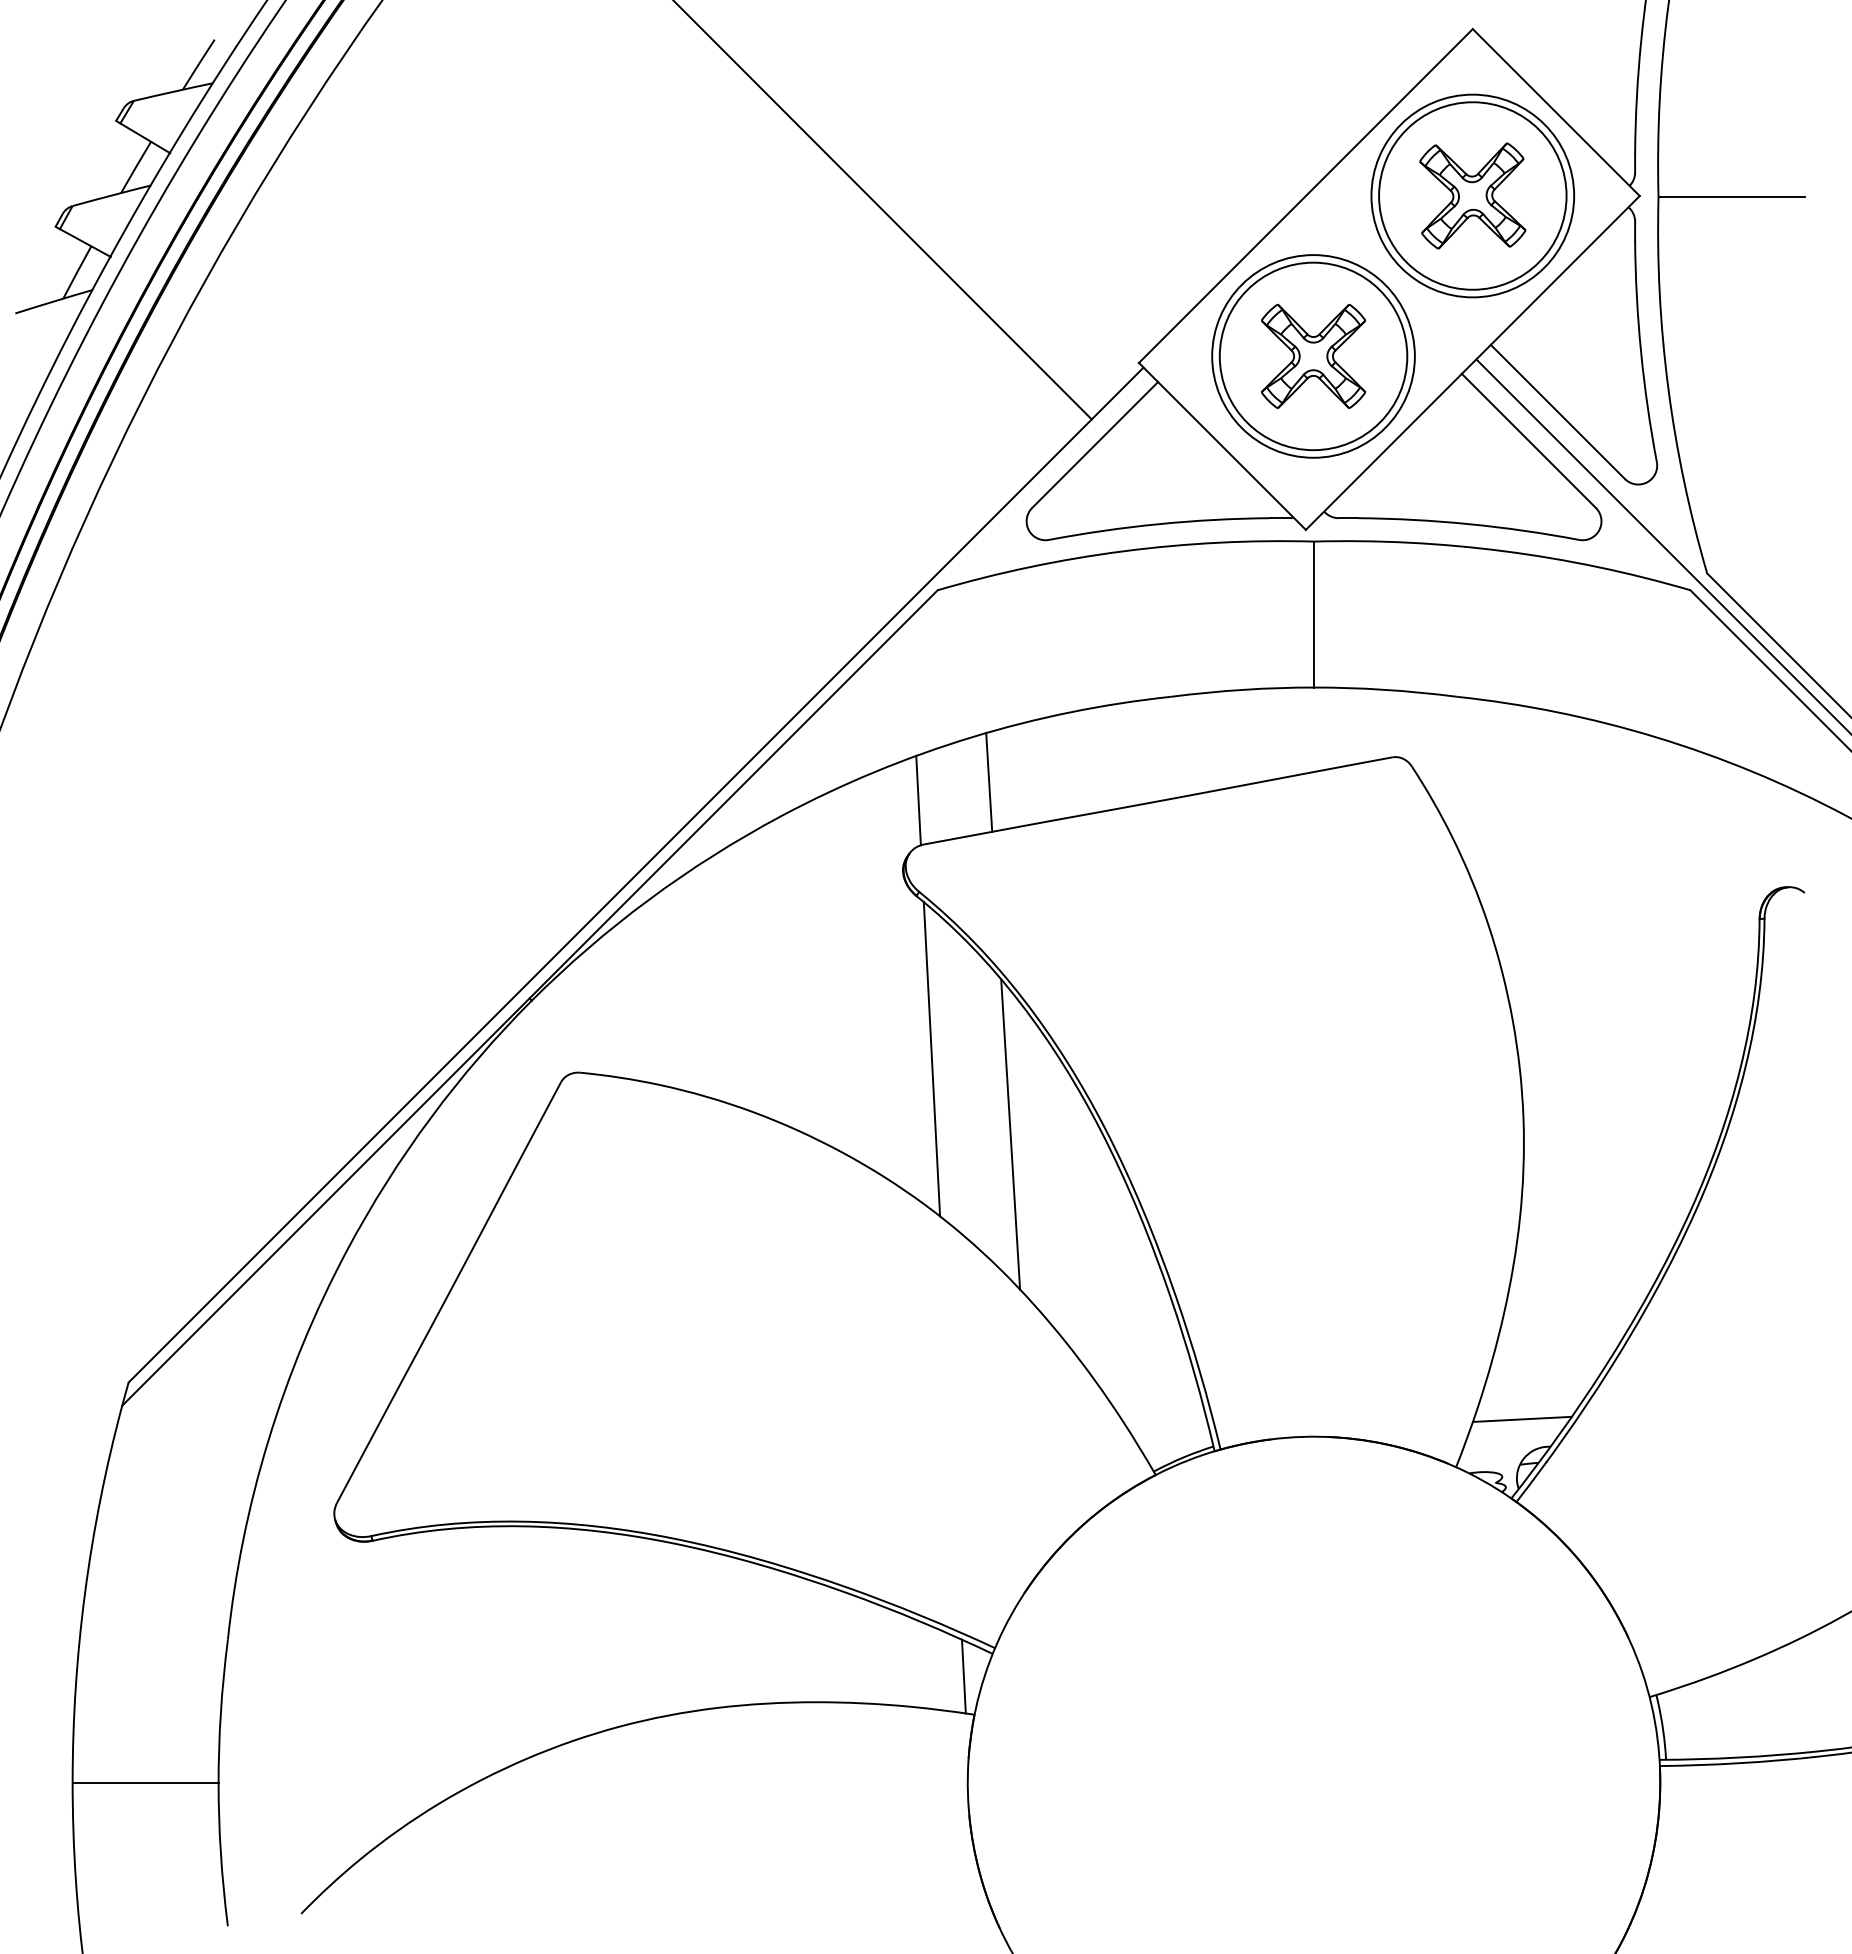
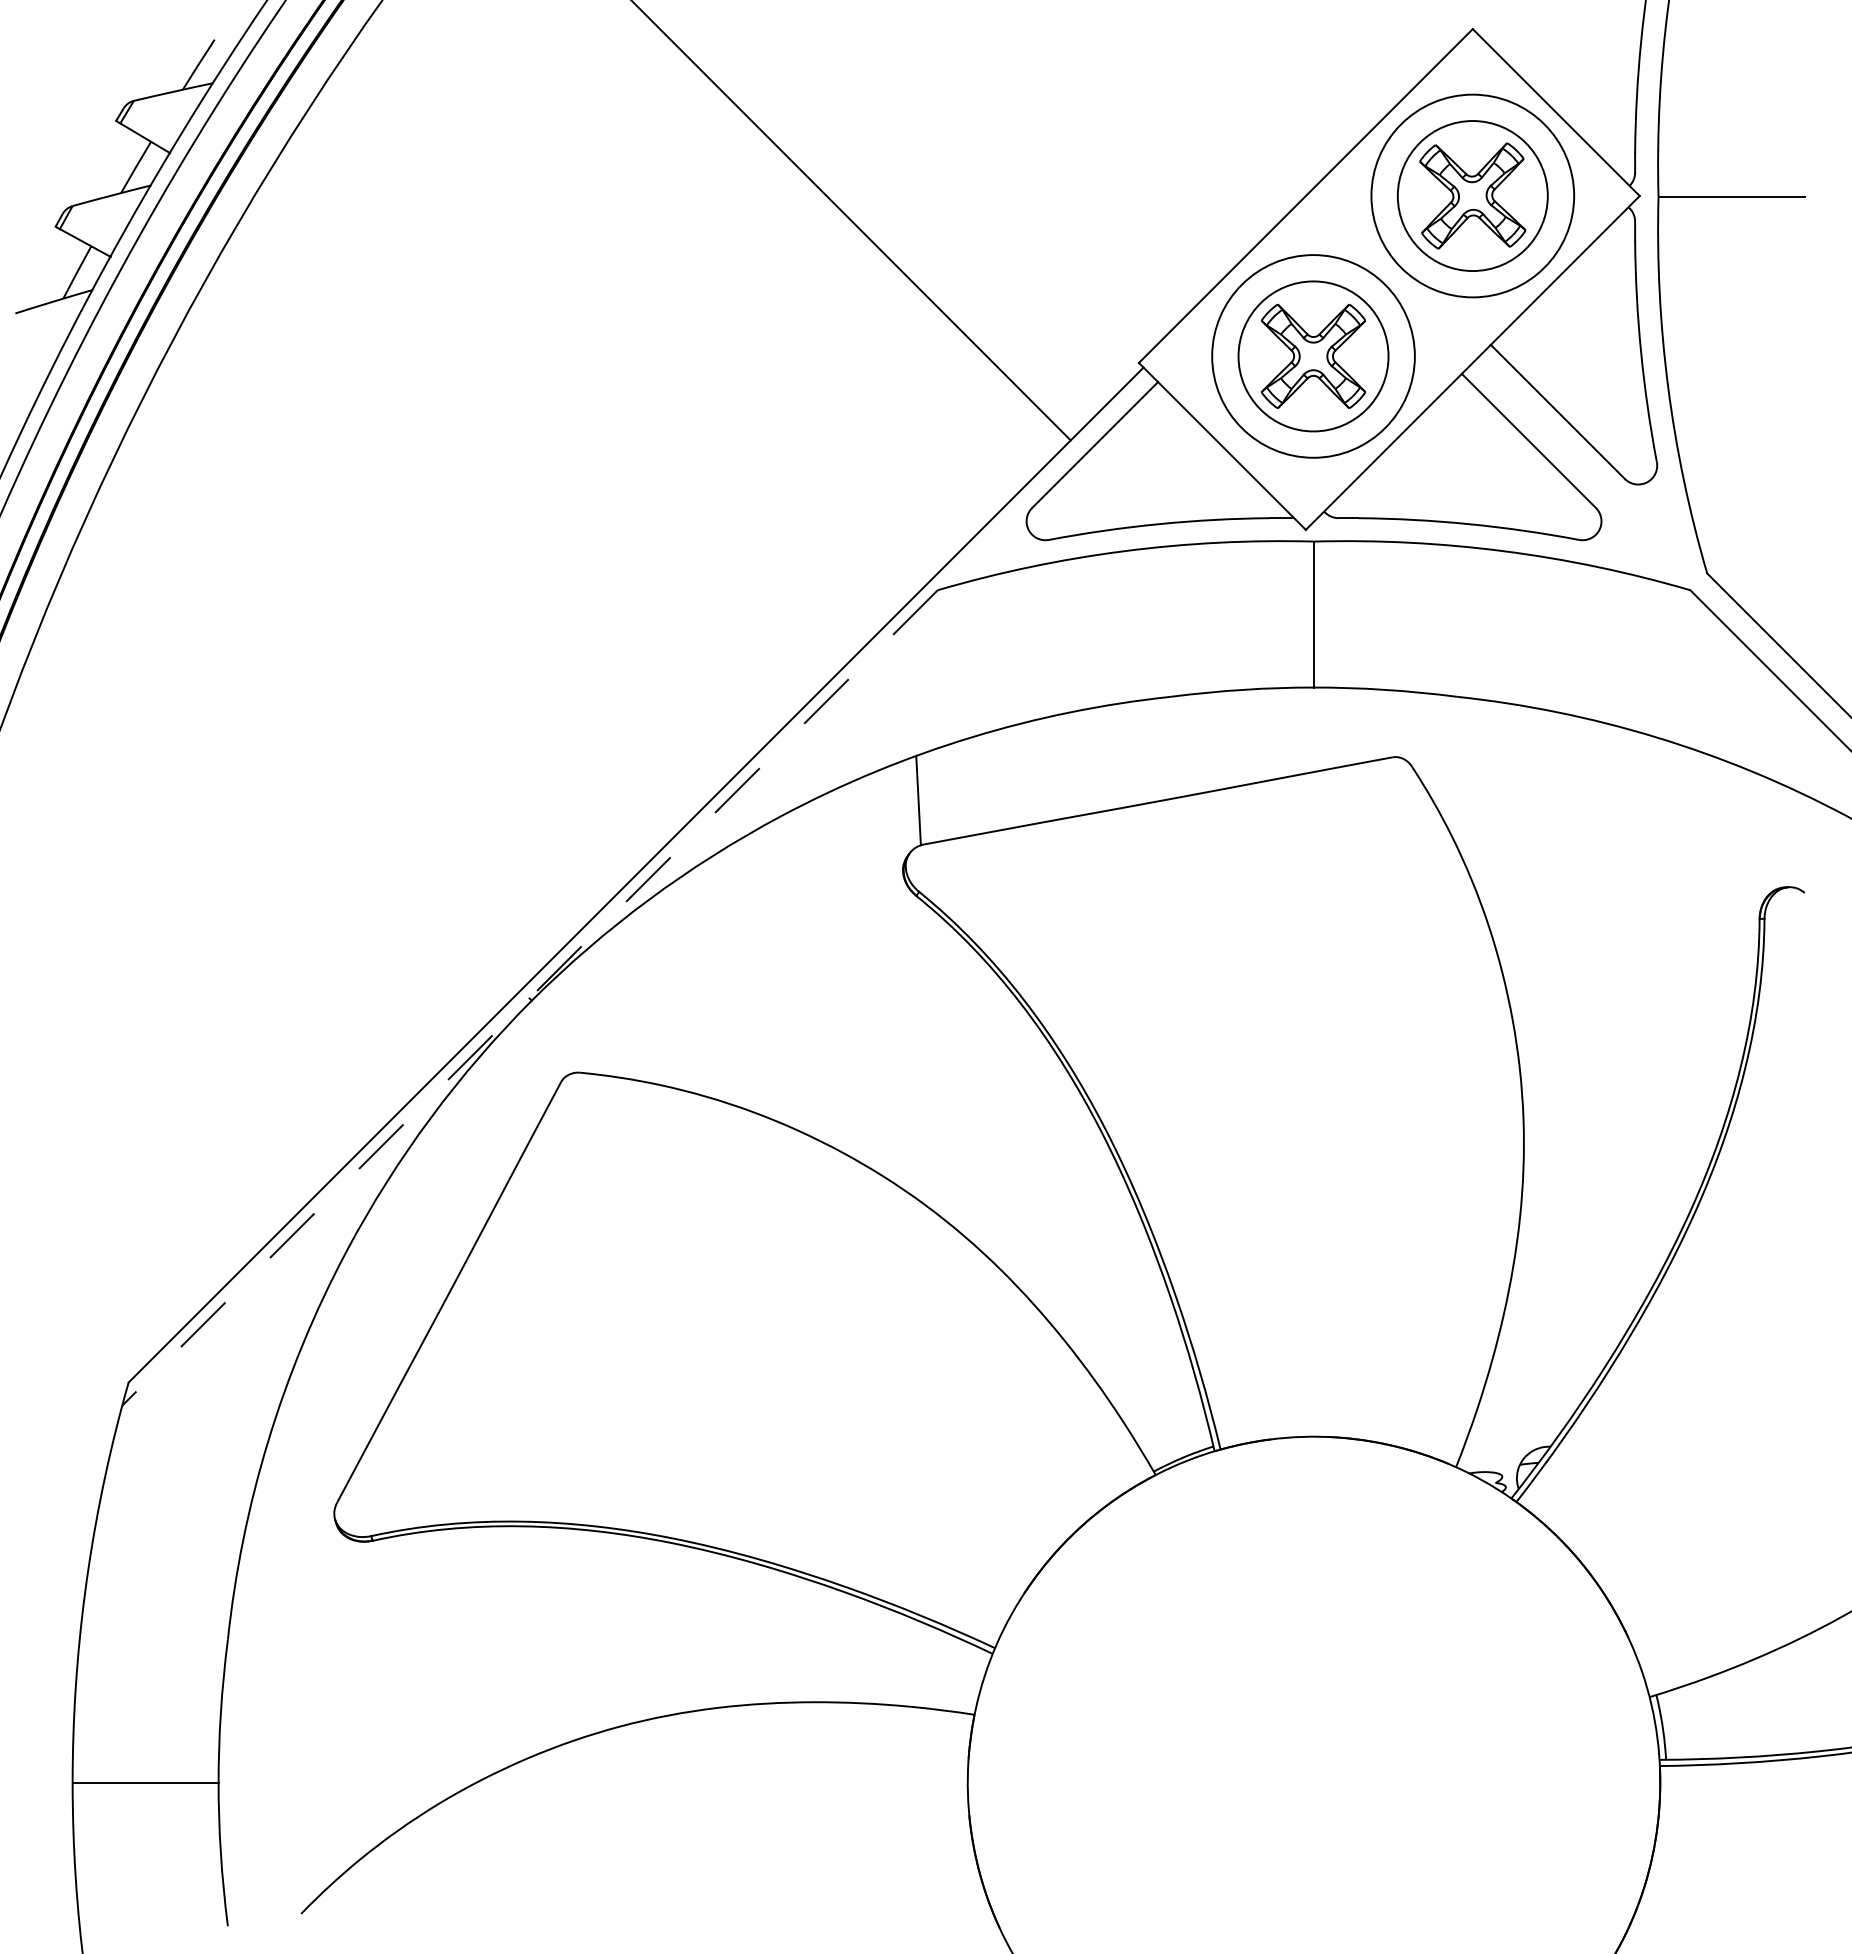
circle diameter: 188 px -> 150 px (1472, 196)
line position: (883, 210) -> (851, 221) (851, 221)
circle diameter: 188 px -> 150 px (1313, 356)
line: present -> none (1662, 545)
line: present -> none (989, 782)
line: solid -> dashed (530, 998)
line: present -> none (931, 1059)
line: present -> none (1010, 1134)
line: present -> none (1521, 1418)
line: present -> none (963, 1676)
